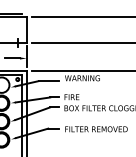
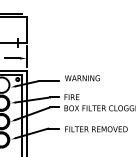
line: present -> none (82, 16)
line: present -> none (82, 43)
line: present -> none (82, 71)
